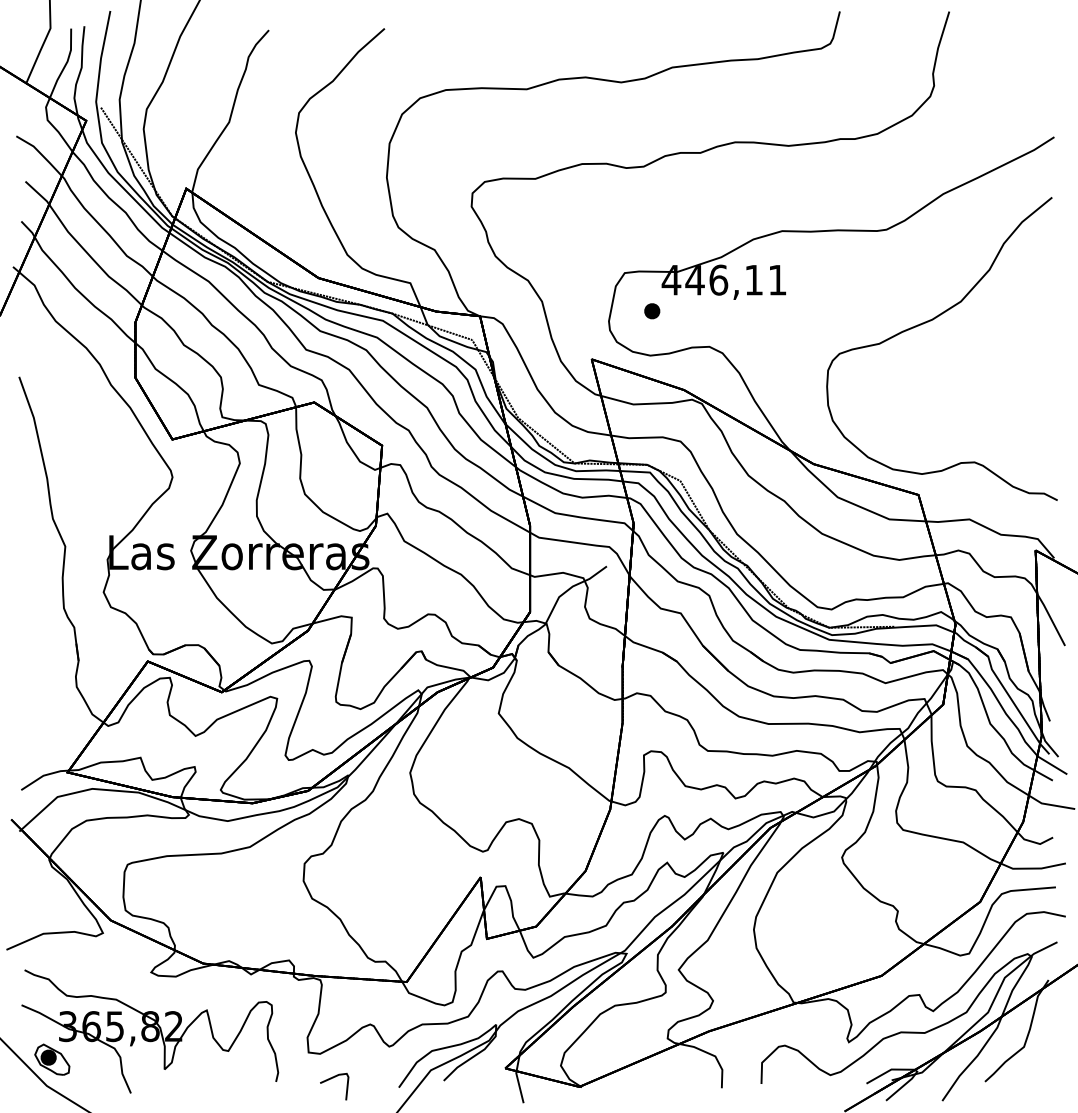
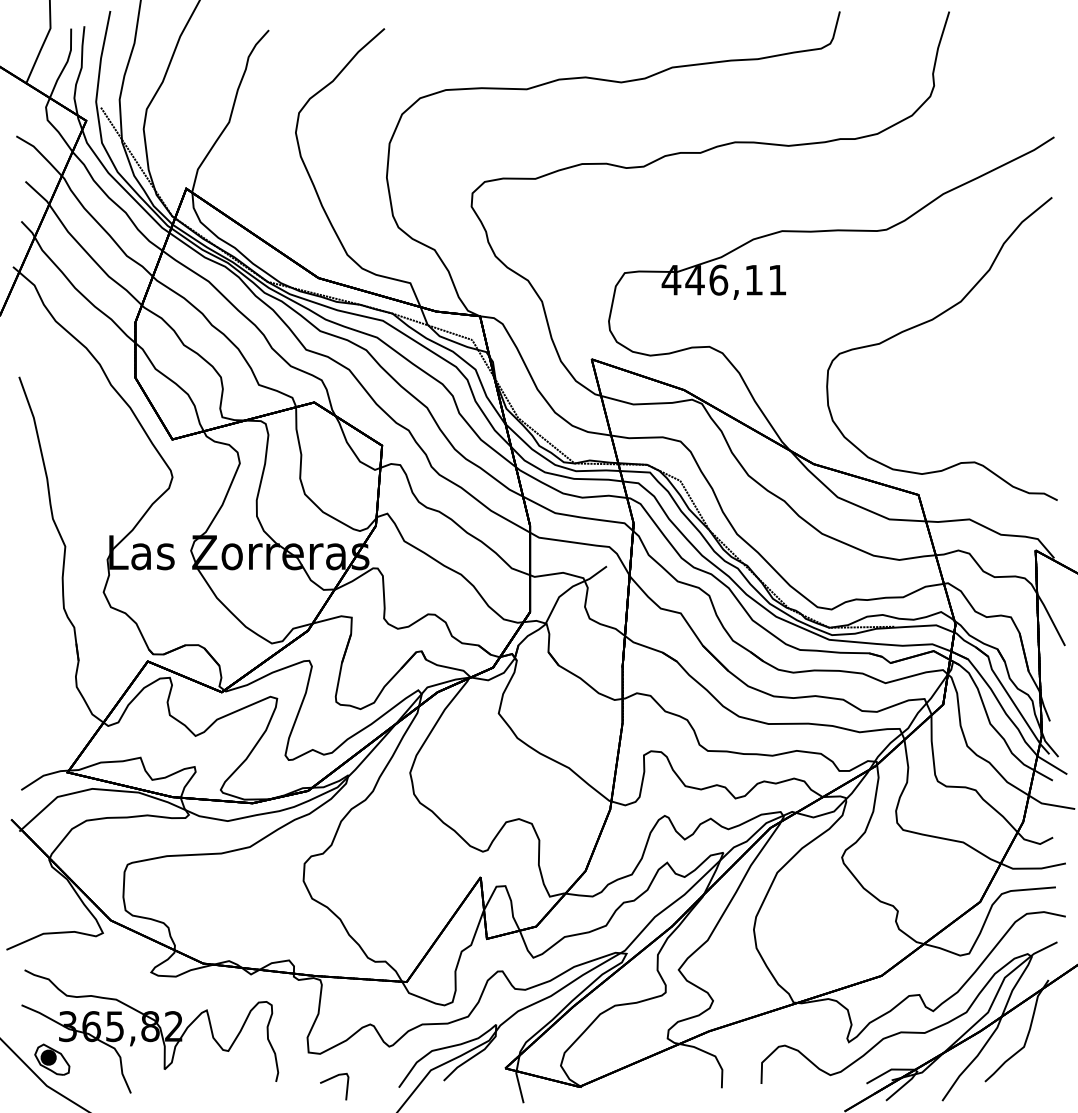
part: present -> none (652, 311)
